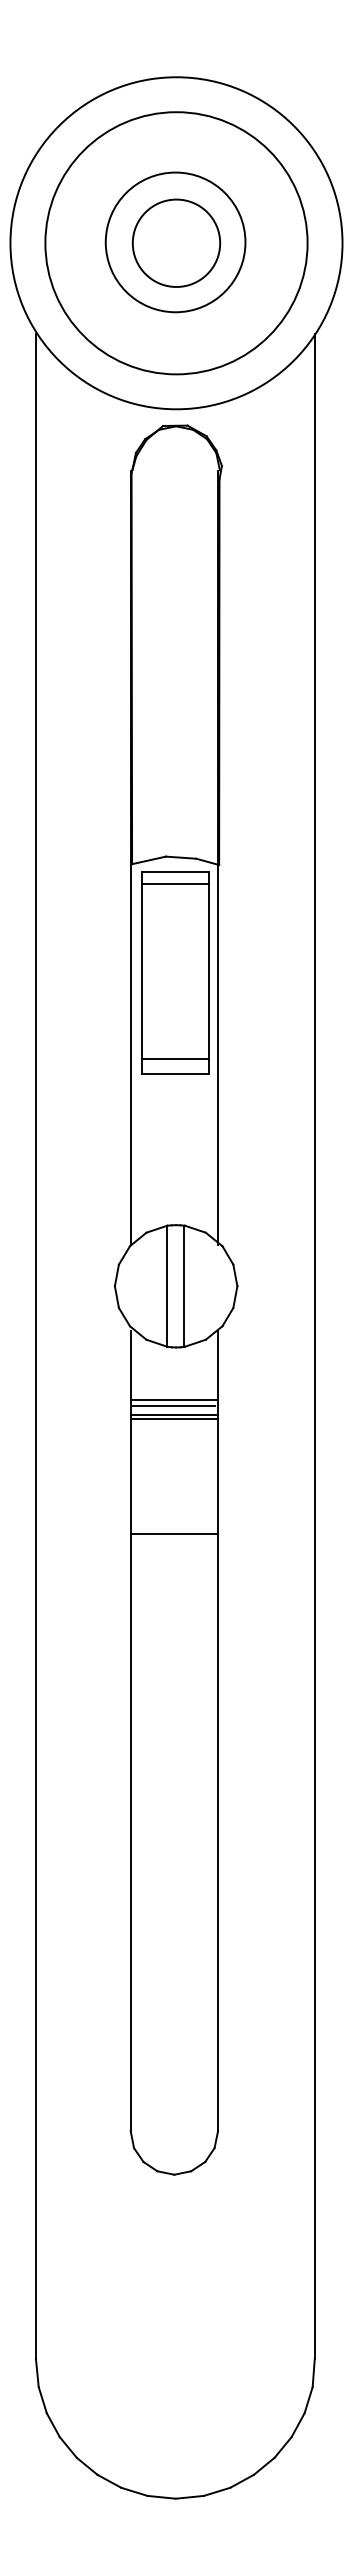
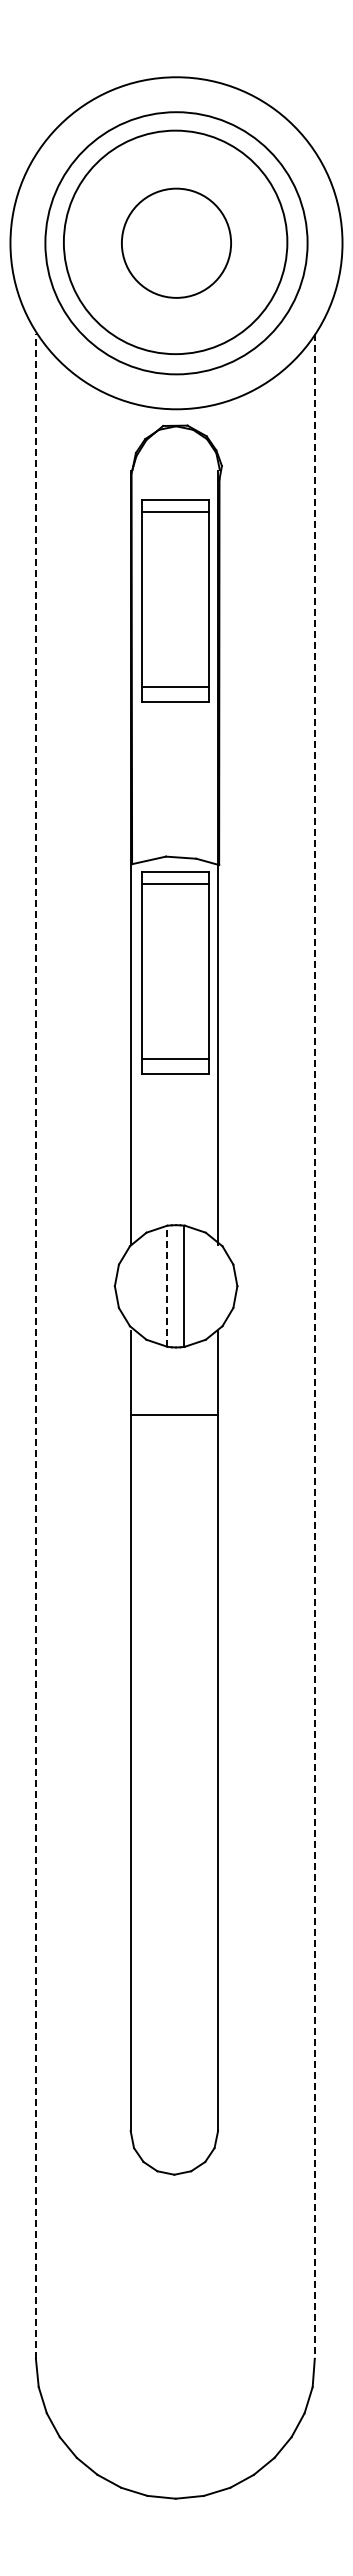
circle diameter: 140 px -> 224 px (175, 242)
circle diameter: 87 px -> 109 px (176, 242)
part: none -> present (175, 600)
line: solid -> dashed (167, 1286)
line: solid -> dashed (35, 1346)
line: solid -> dashed (314, 1346)
line: present -> none (174, 1400)
line: present -> none (173, 1405)
line: present -> none (174, 1419)
line: present -> none (174, 1533)
